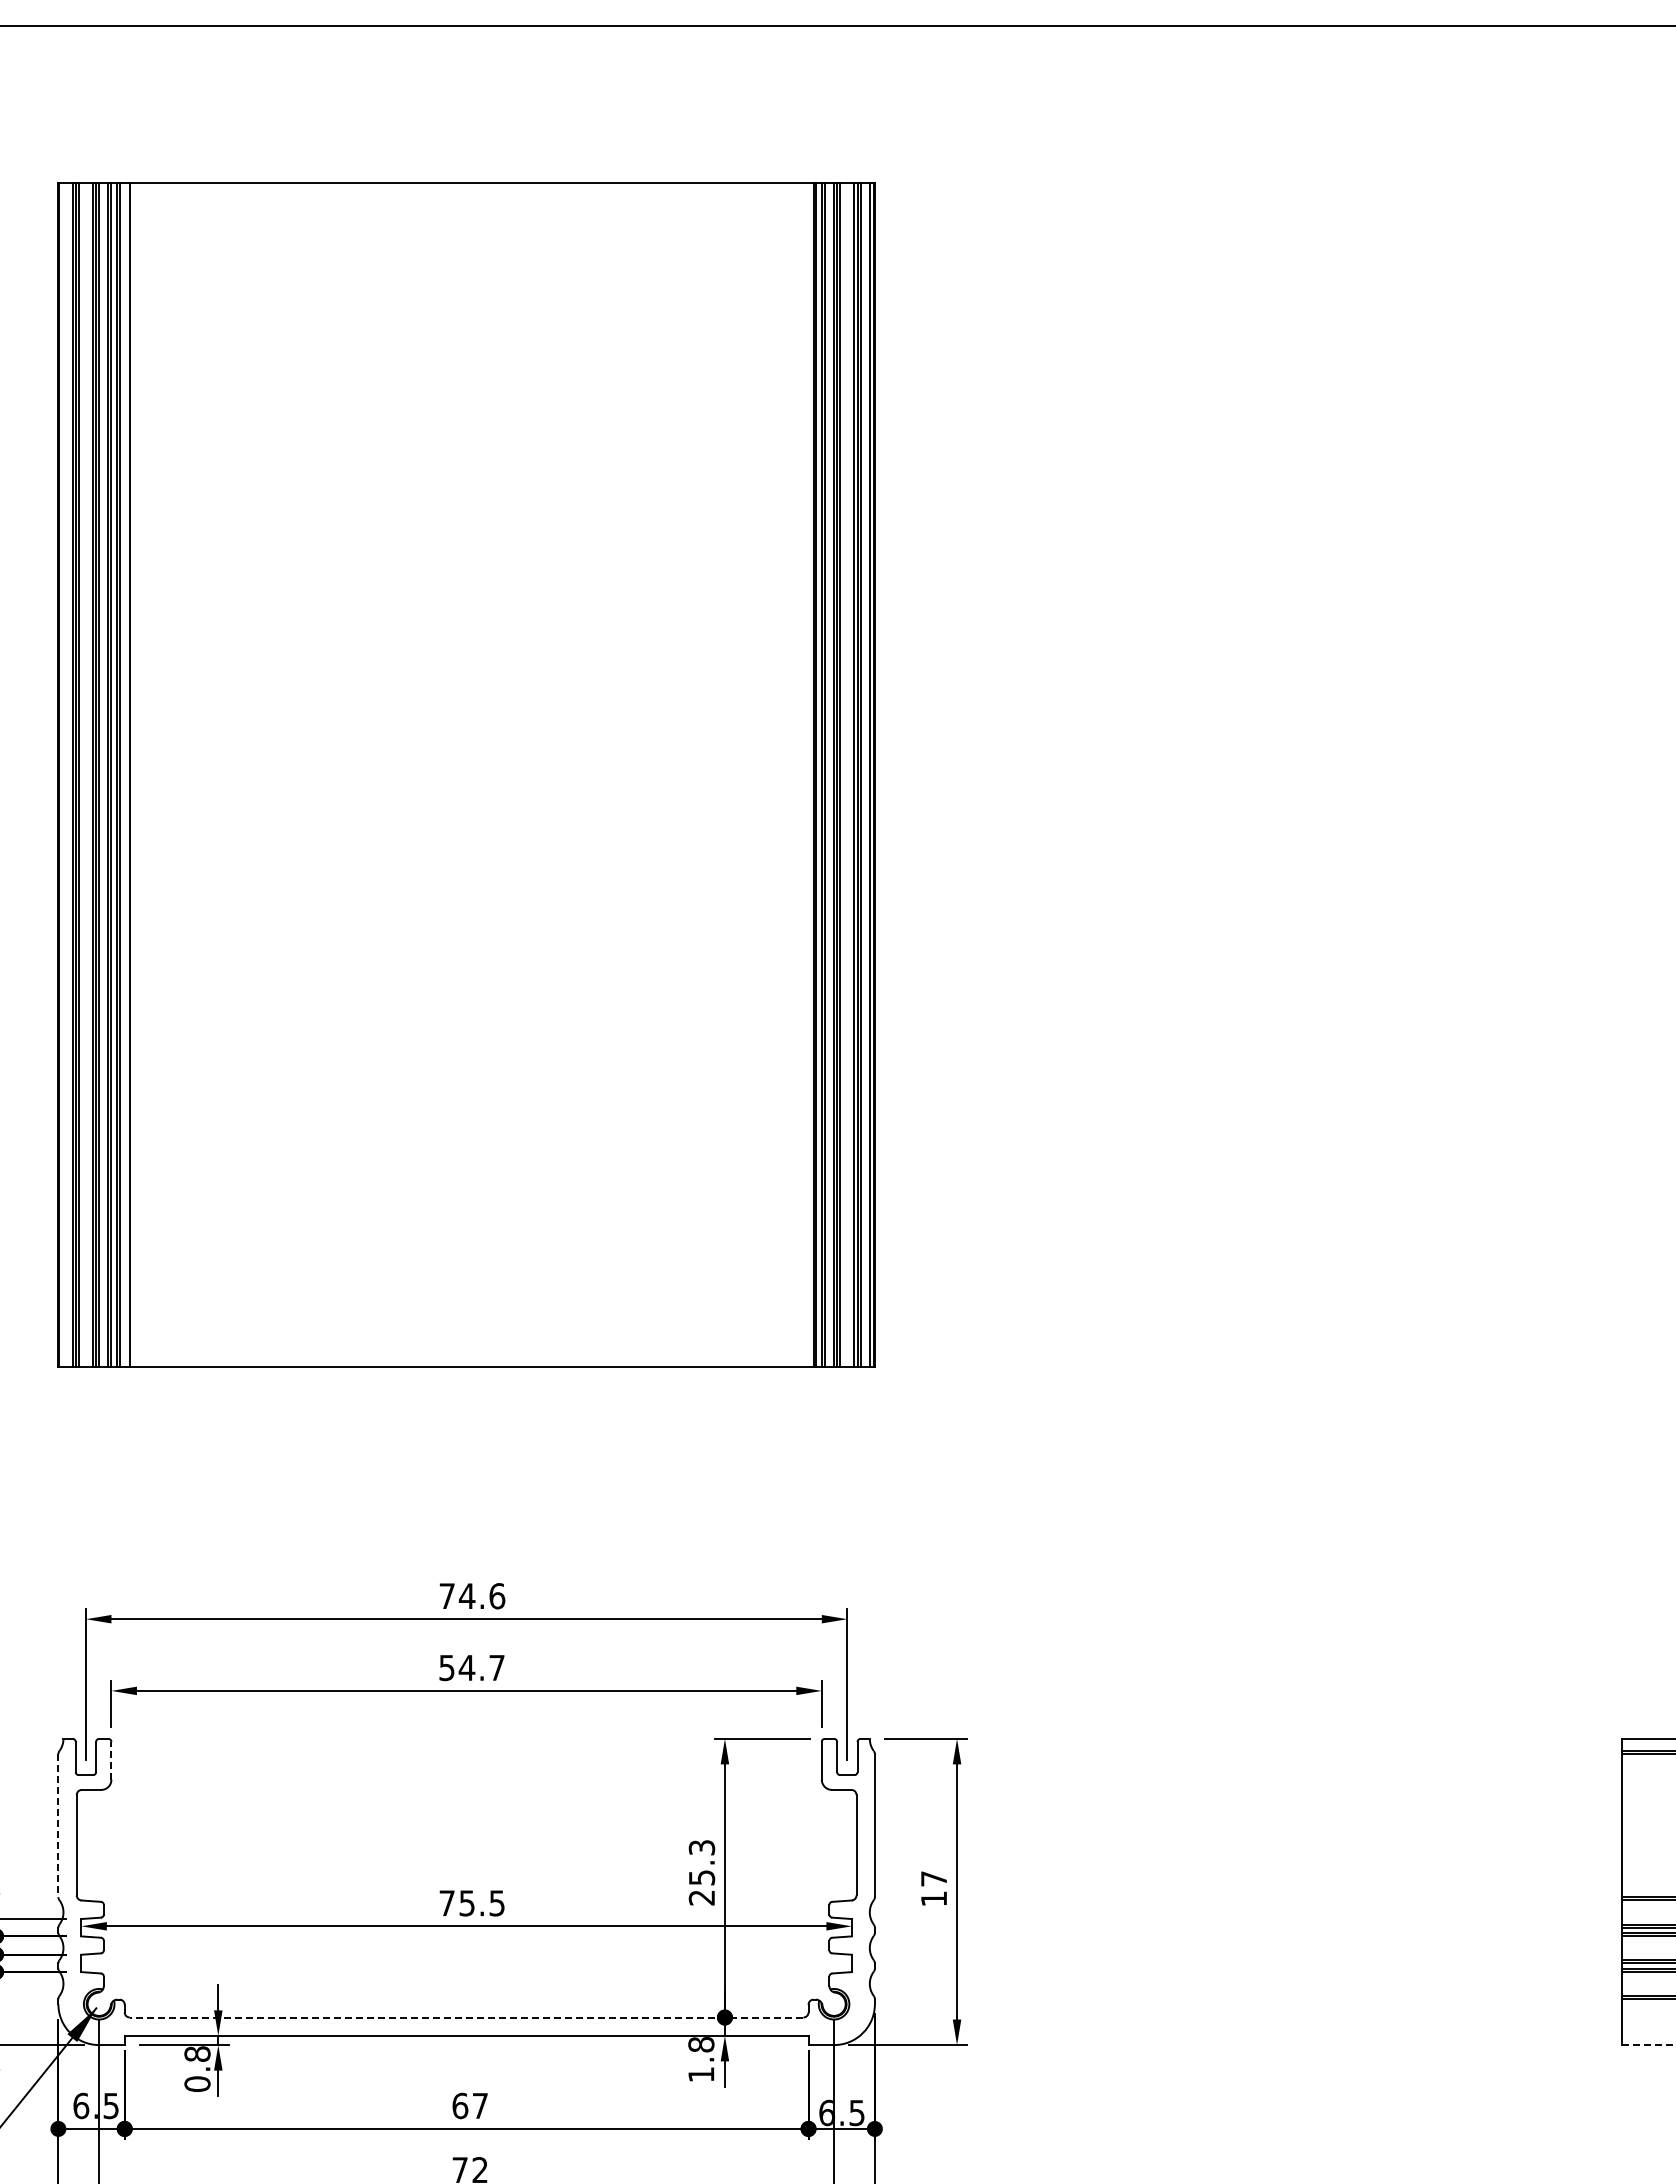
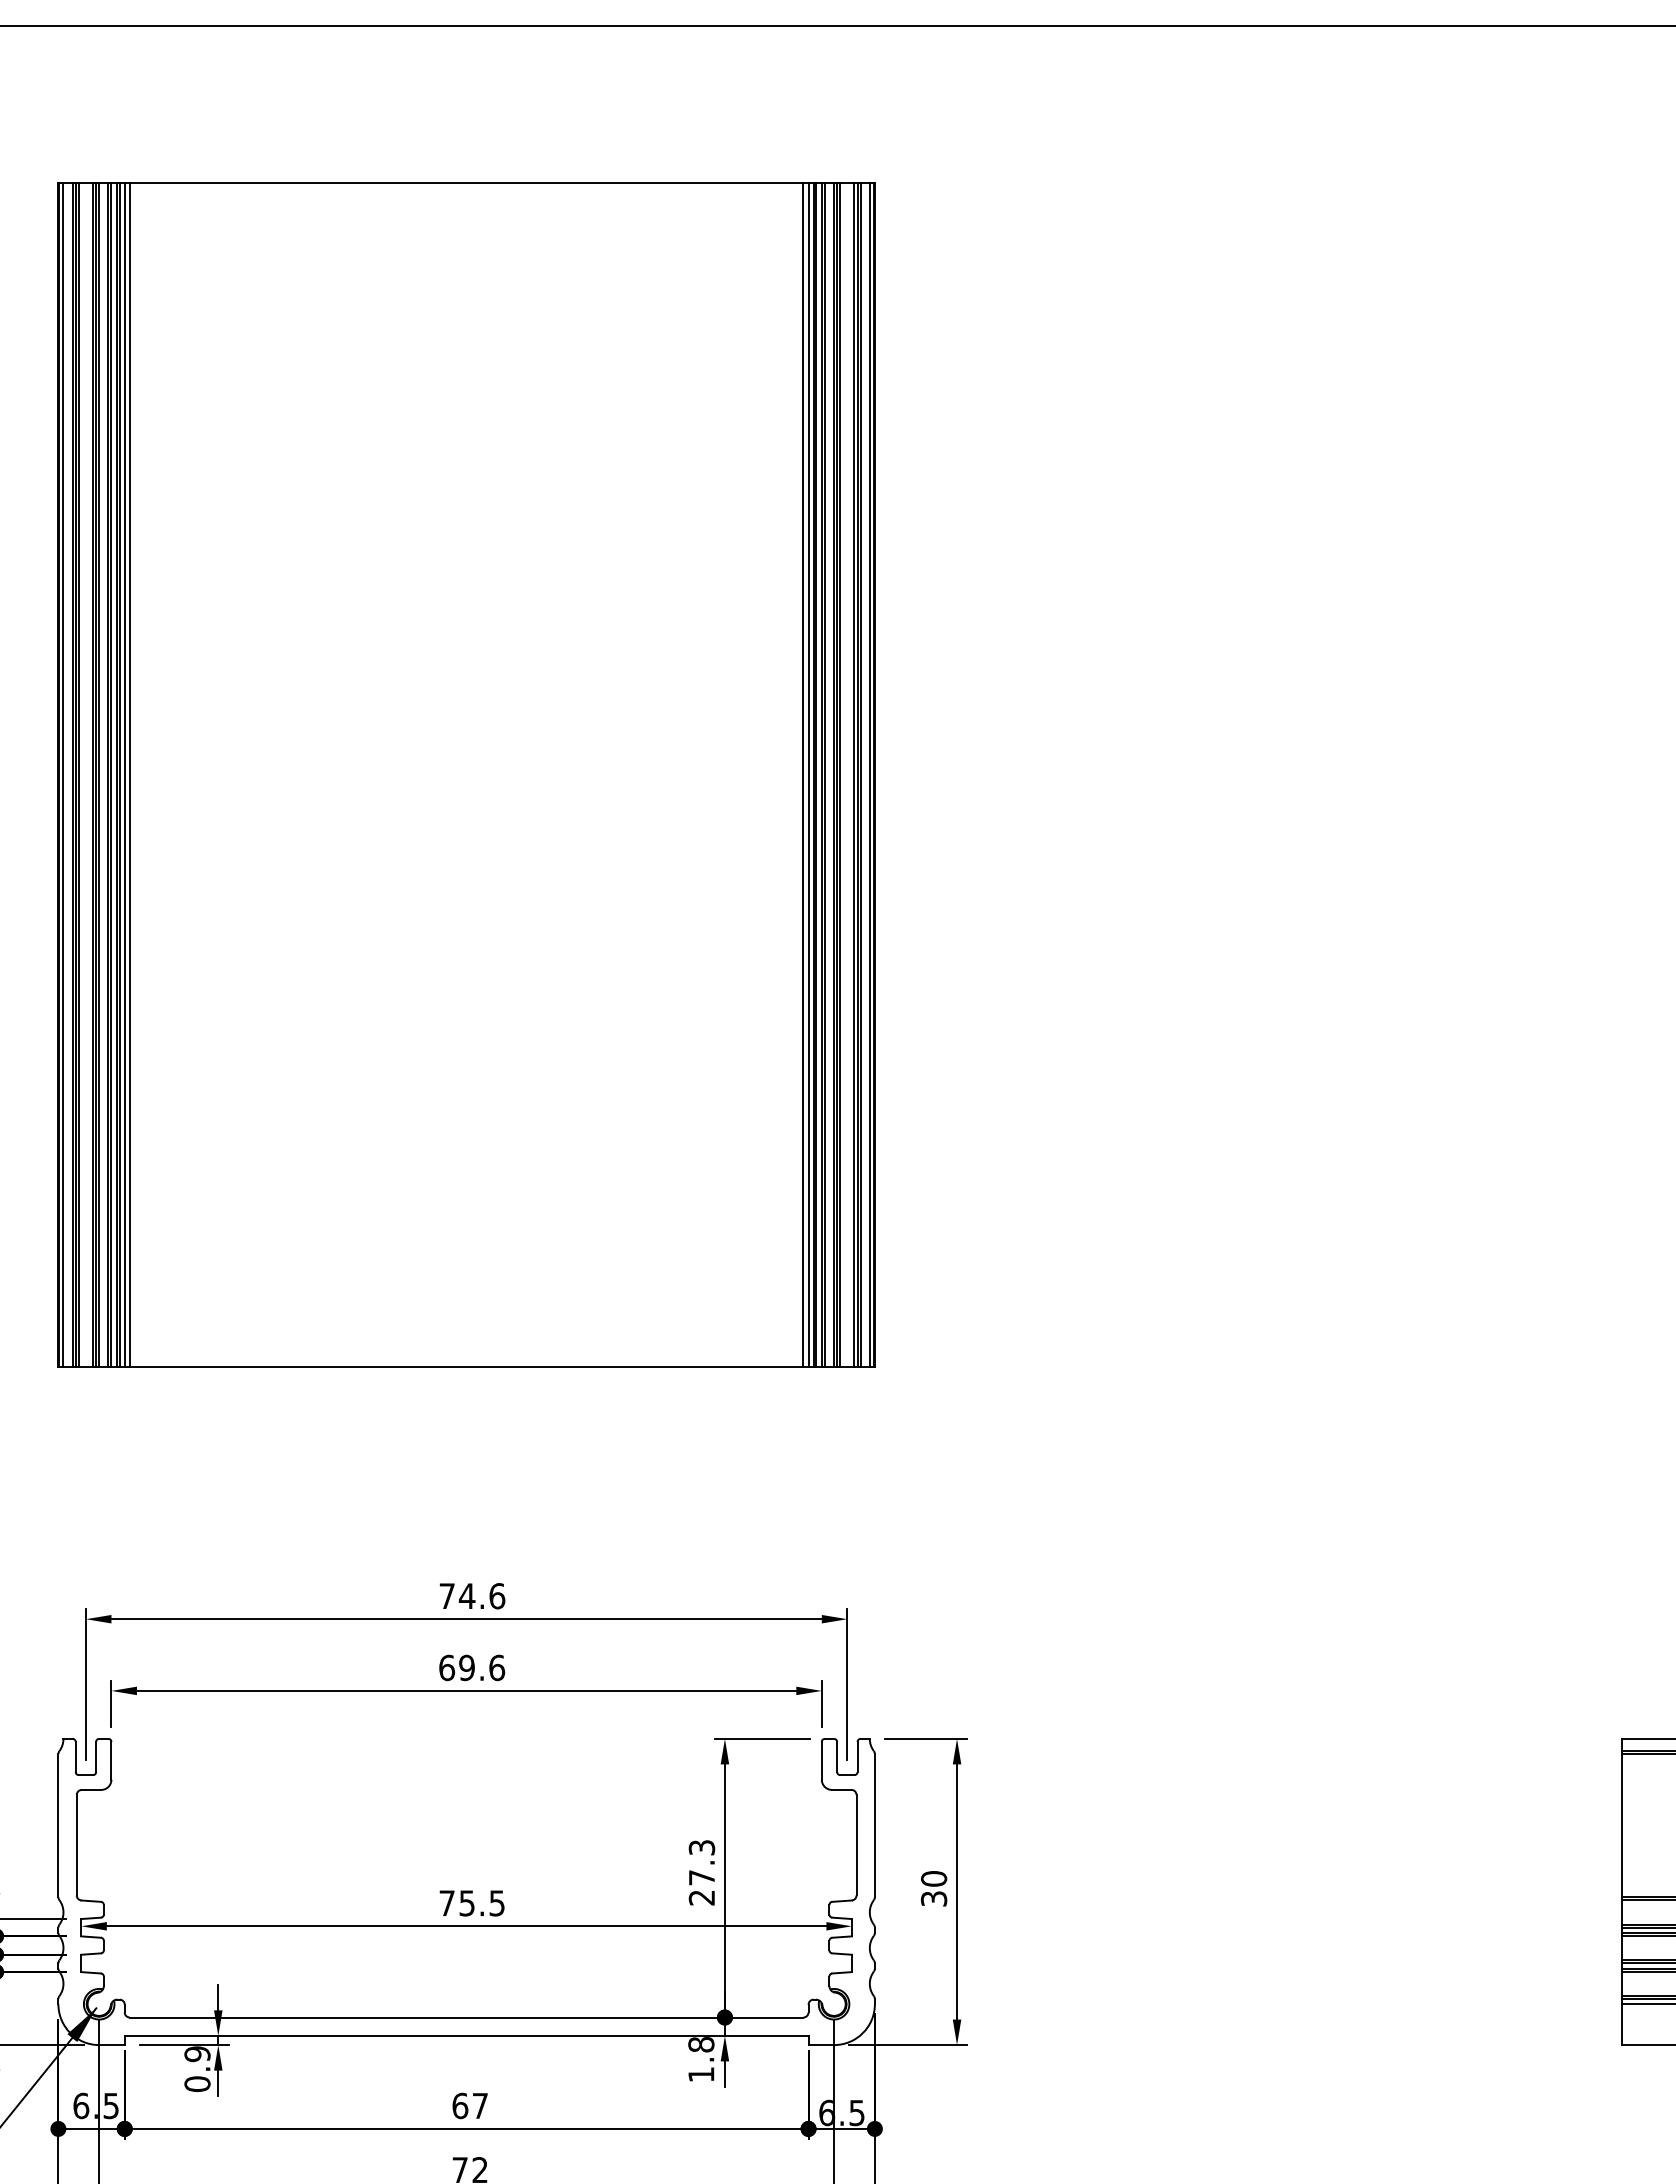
line: none -> present (63, 775)
line: none -> present (124, 775)
line: none -> present (803, 775)
line: none -> present (808, 775)
text: 54.7 -> 69.6 (472, 1667)
line: dashed -> solid (111, 1760)
line: dashed -> solid (58, 1826)
text: 25.3 -> 27.3 (702, 1877)
text: 17 -> 30 (933, 1888)
line: none -> present (1647, 2004)
line: dashed -> solid (466, 2017)
line: dashed -> solid (1649, 2045)
text: 0.8 -> 0.9 (197, 2054)
